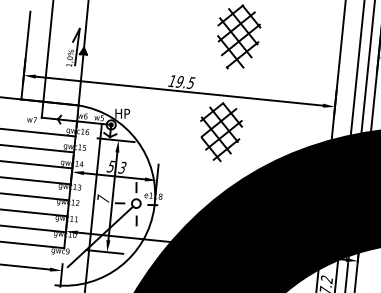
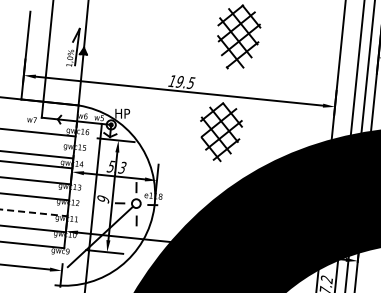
line position: (37, 148) -> (37, 154) (37, 154)
text: 7 -> 9 (103, 198)
line: solid -> dashed (34, 212)
